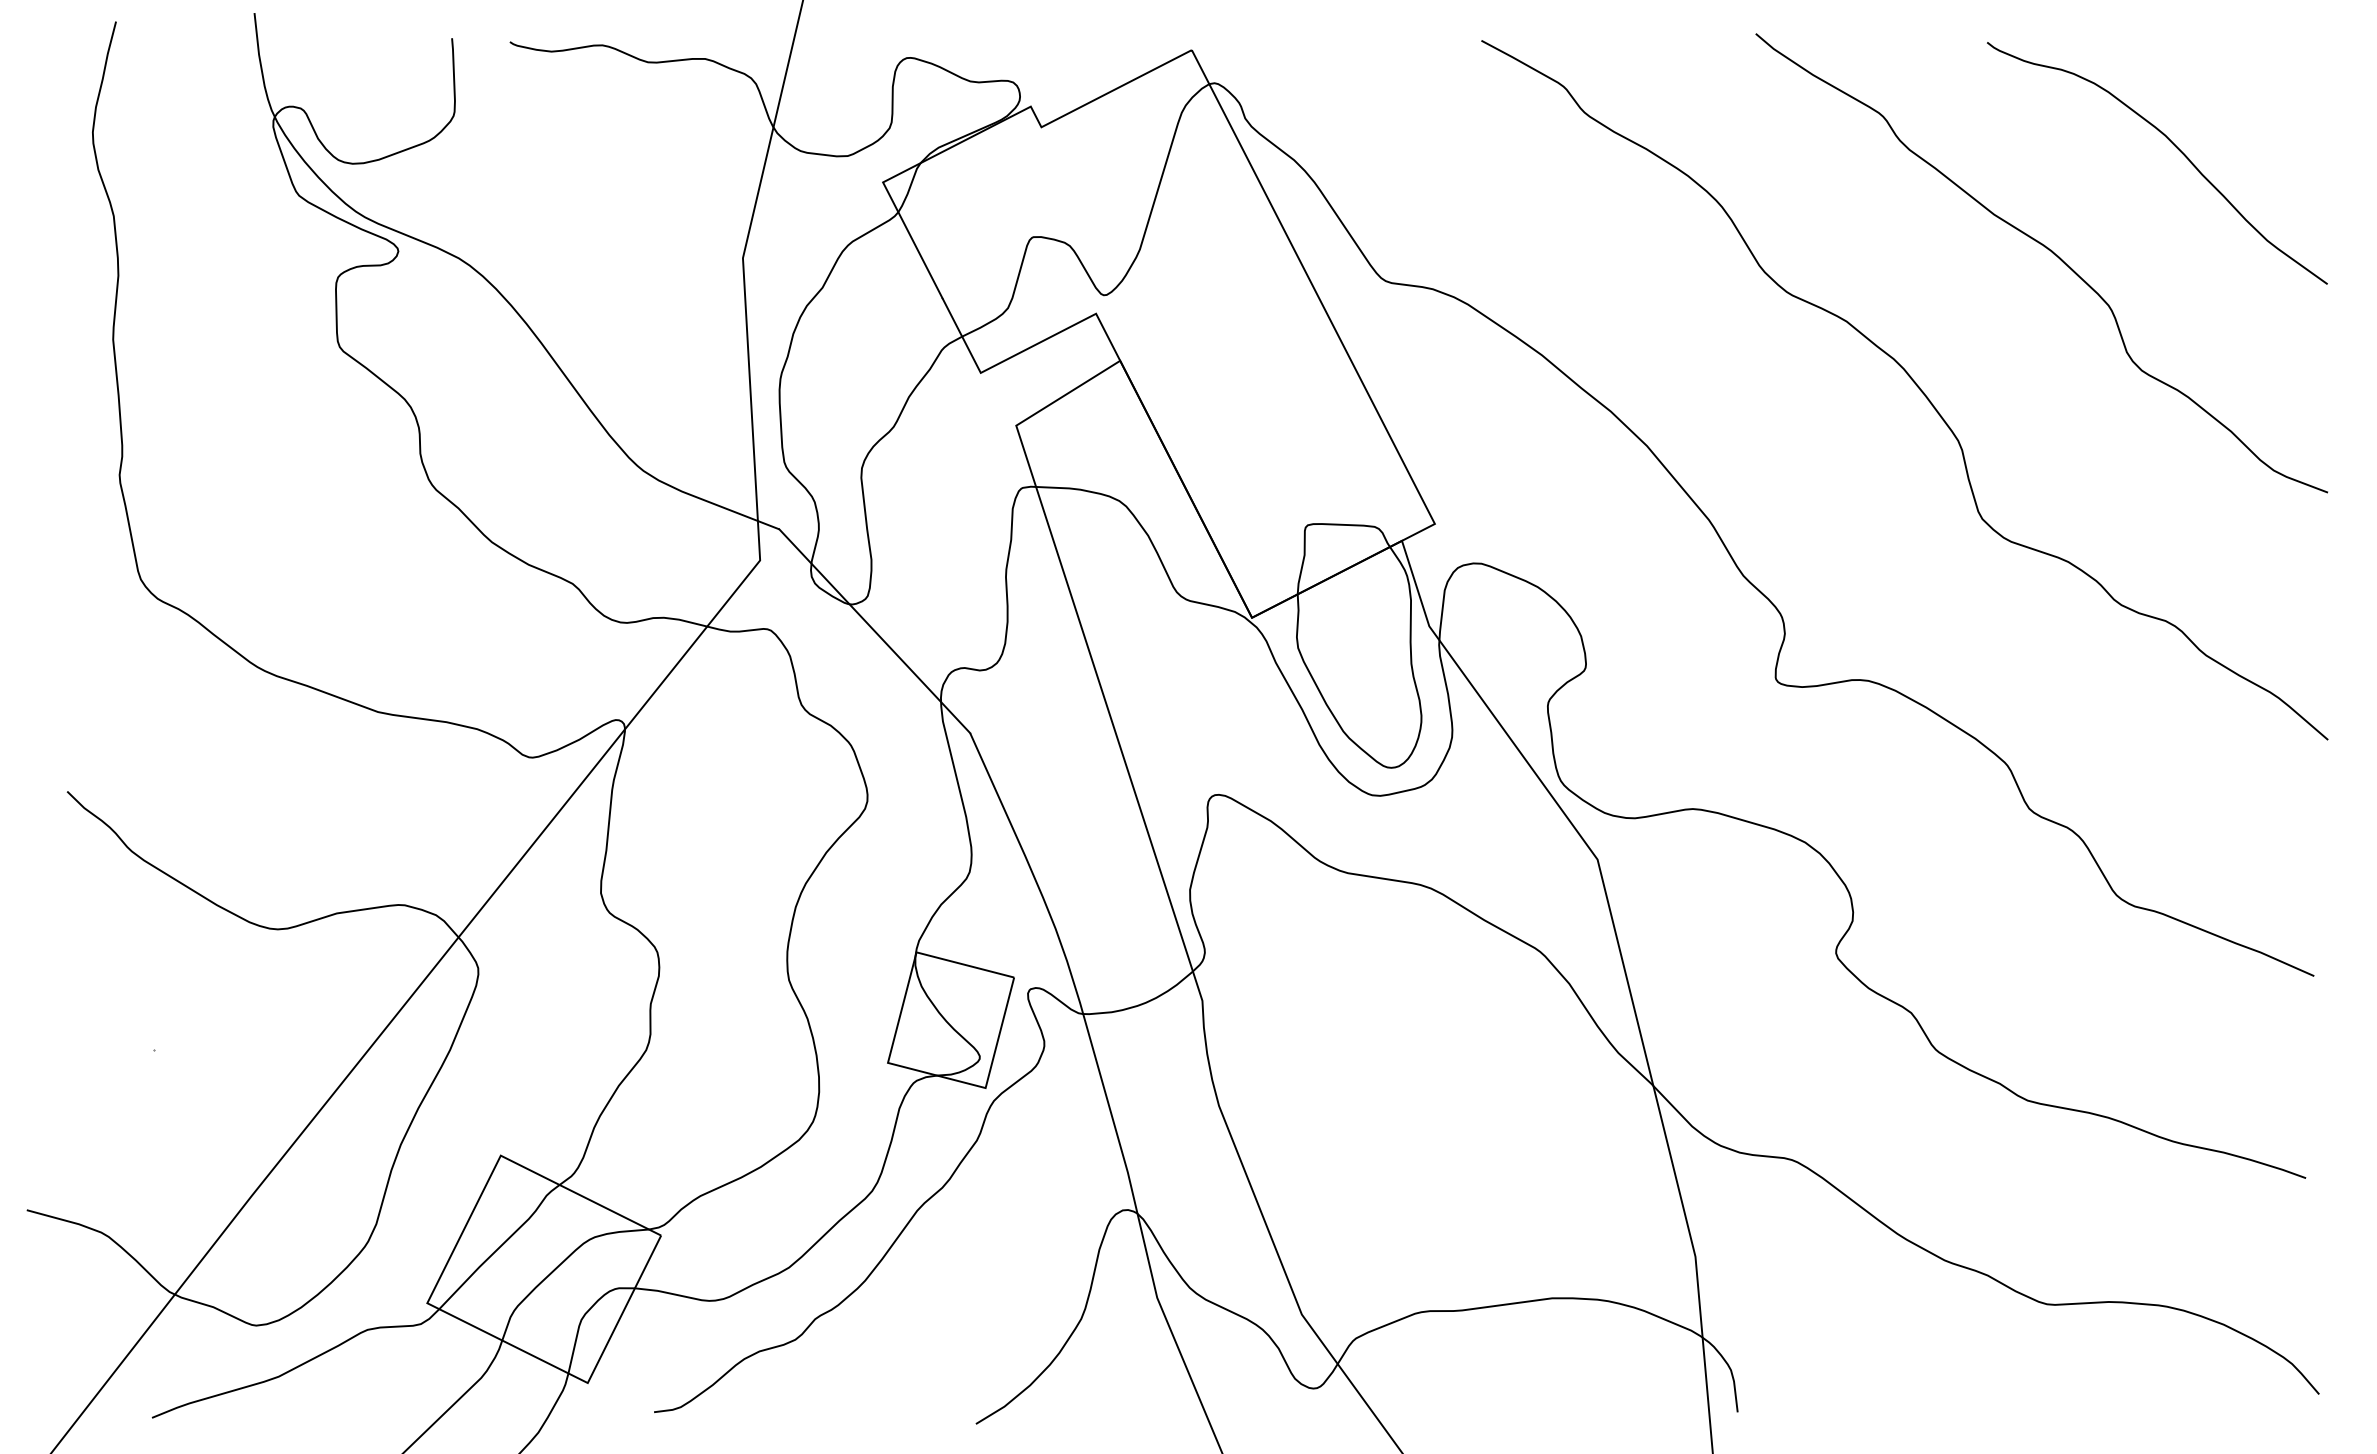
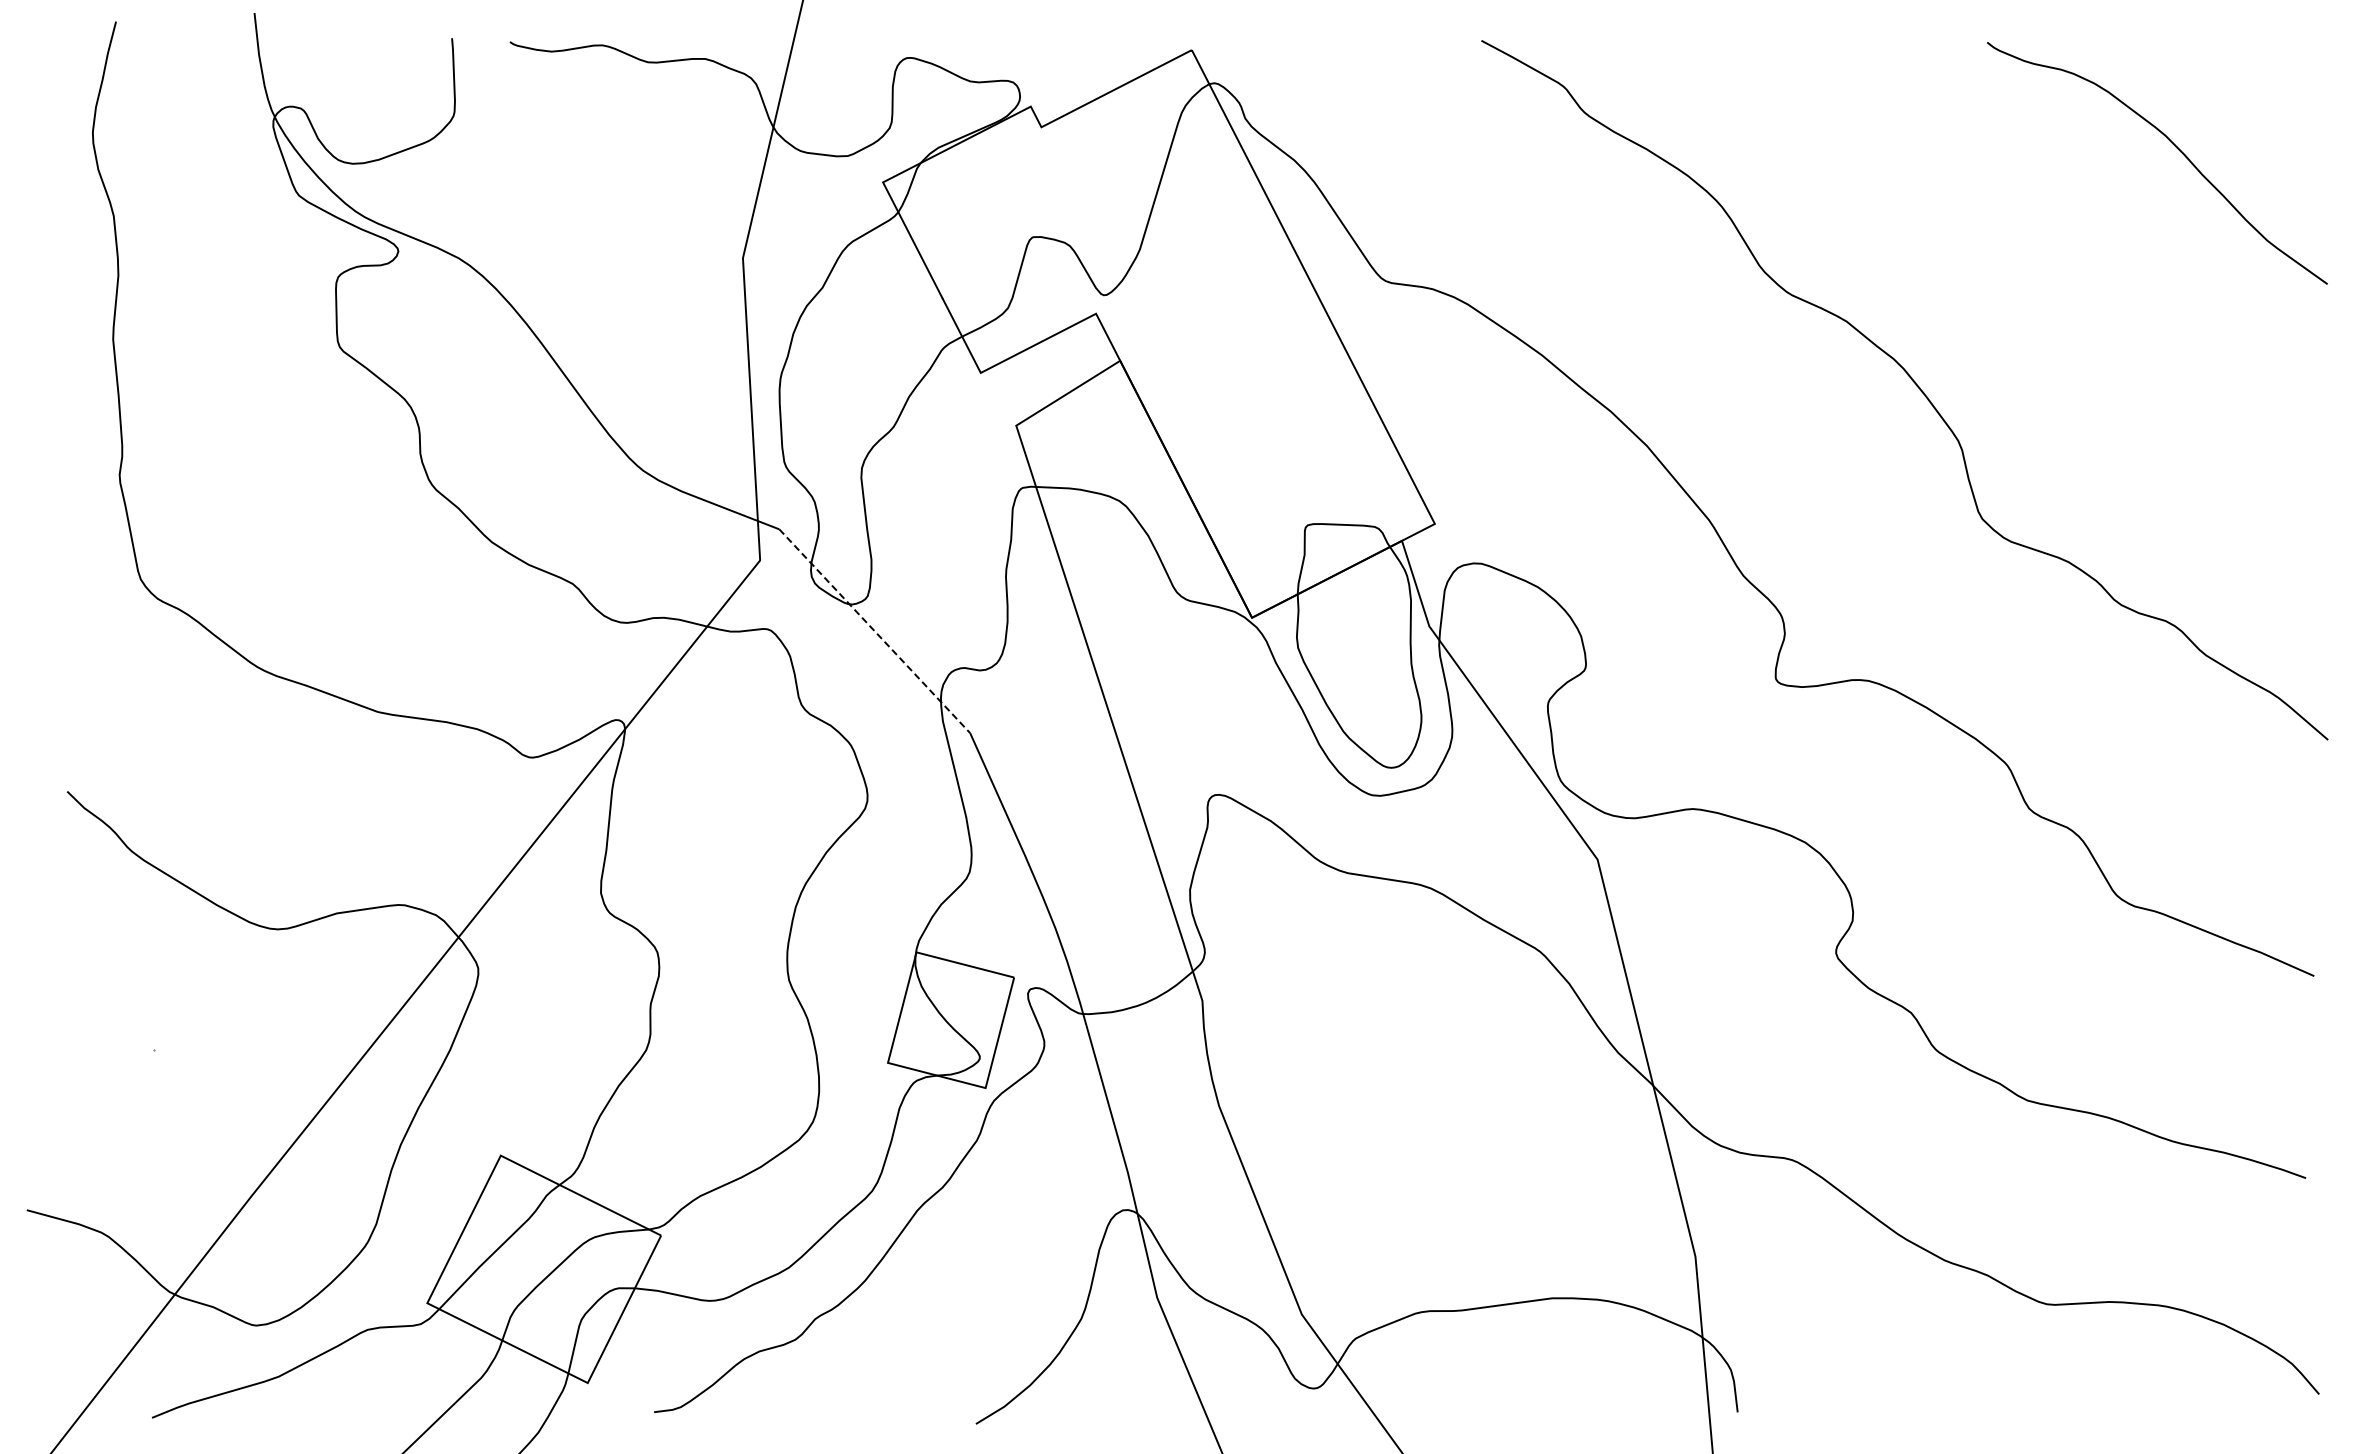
curve: present -> none (2048, 250)
line: solid -> dashed (874, 631)
